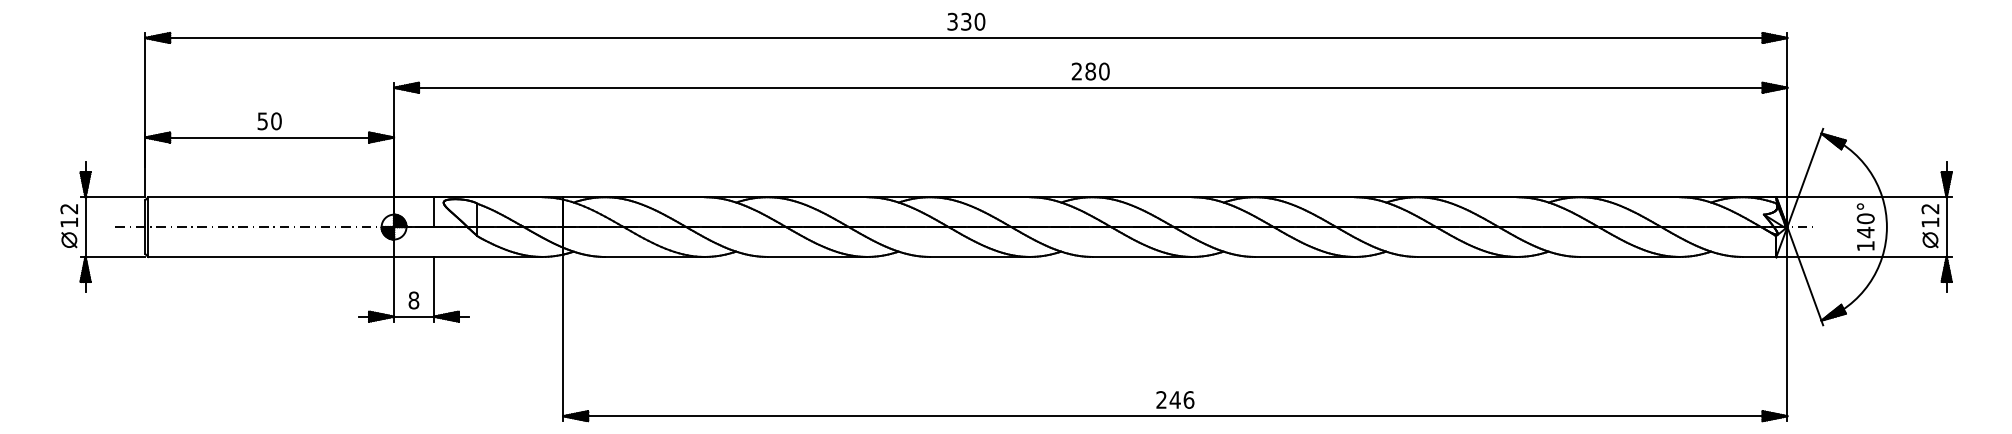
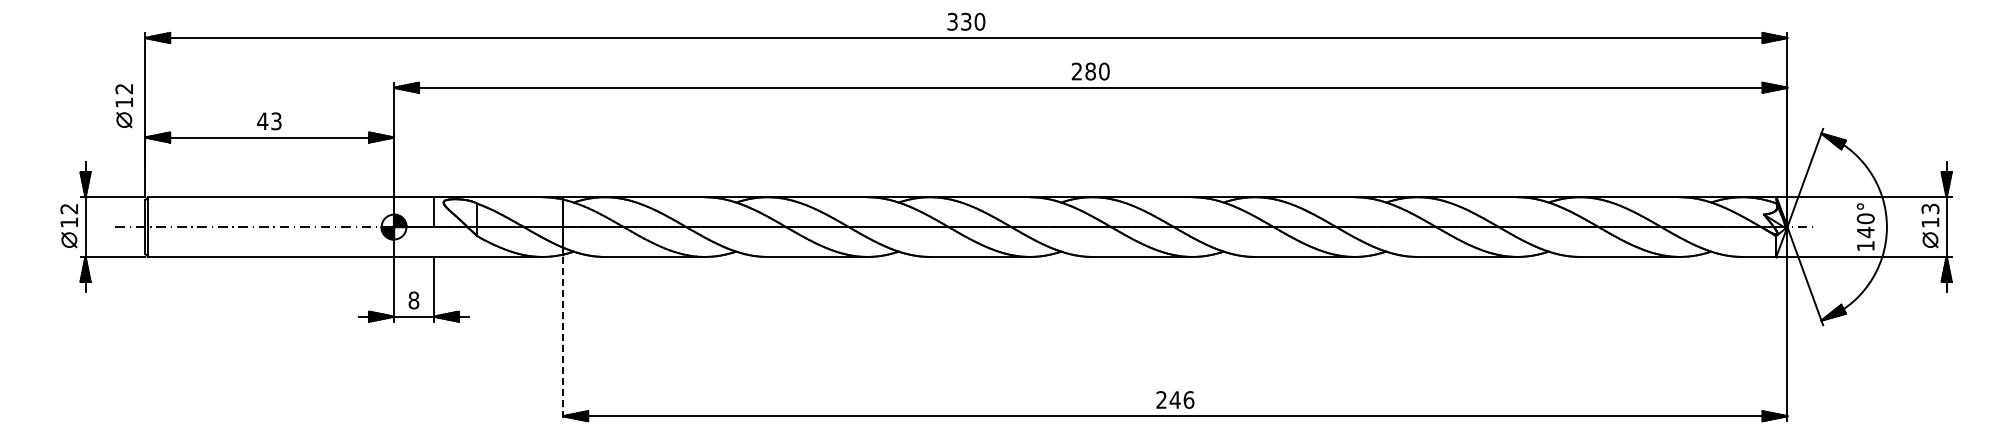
part: none -> present (123, 106)
text: 50 -> 43 (269, 121)
text: 12 -> 13 (1930, 208)
line: solid -> dashed (563, 339)
